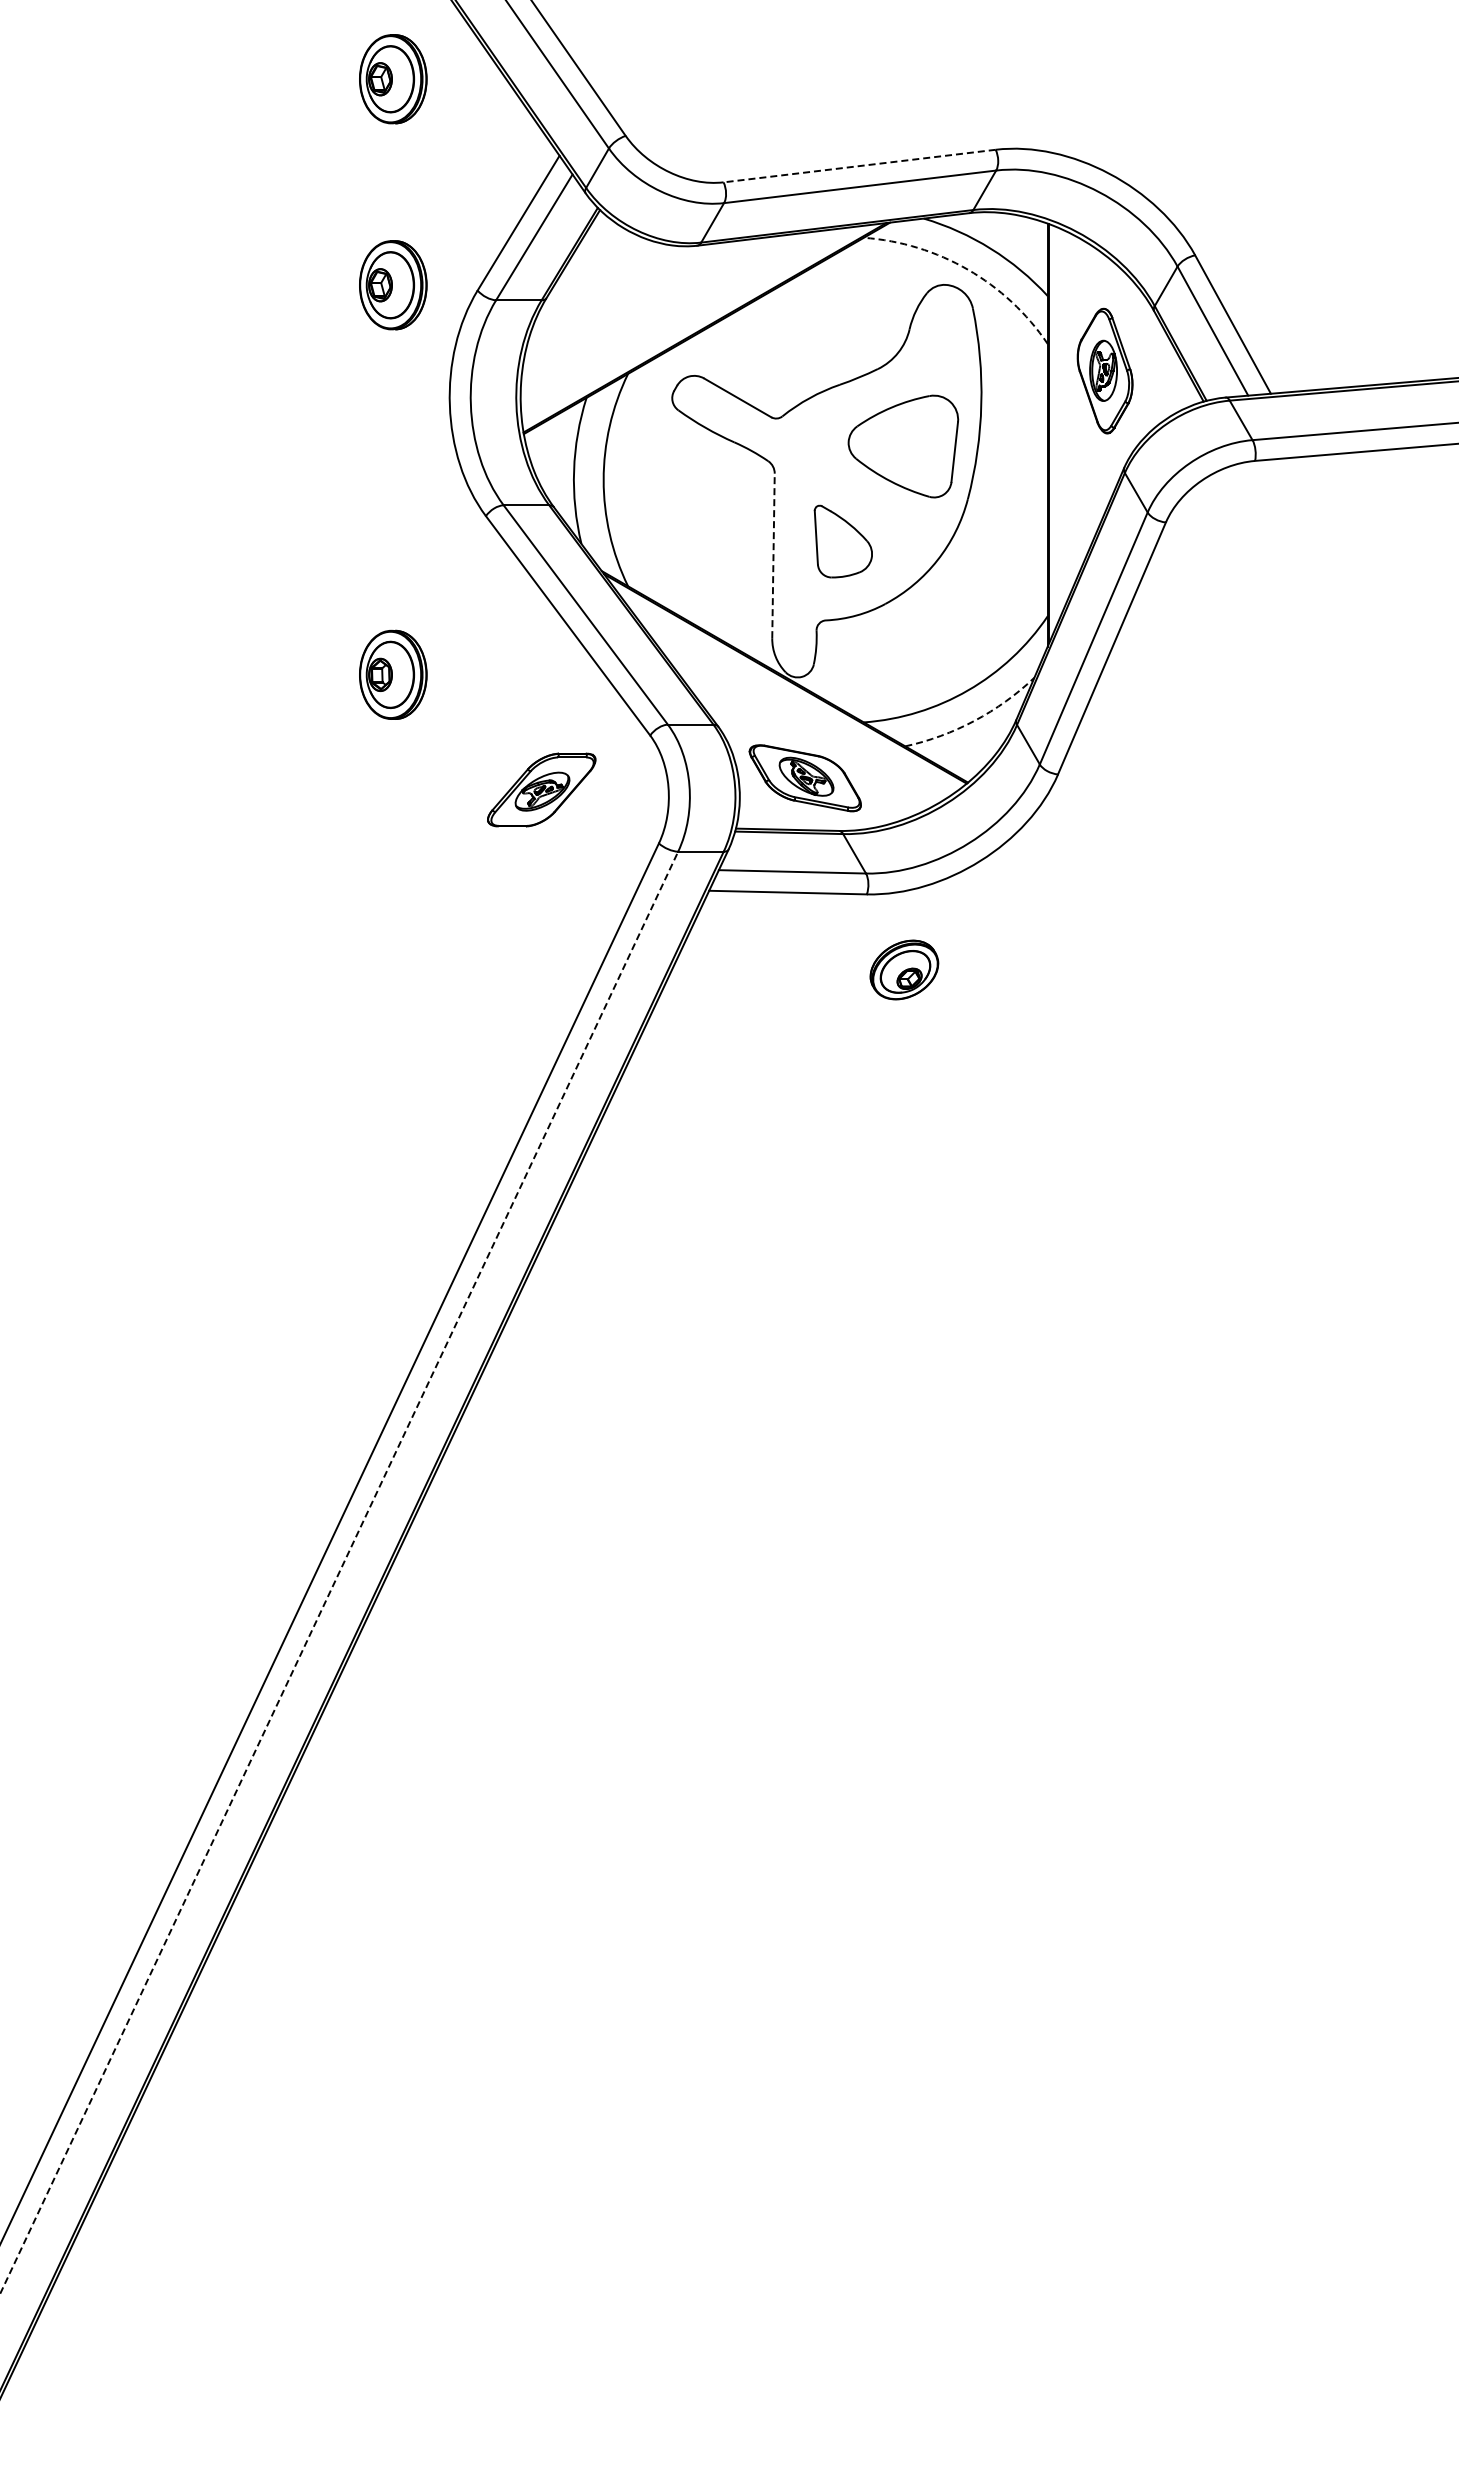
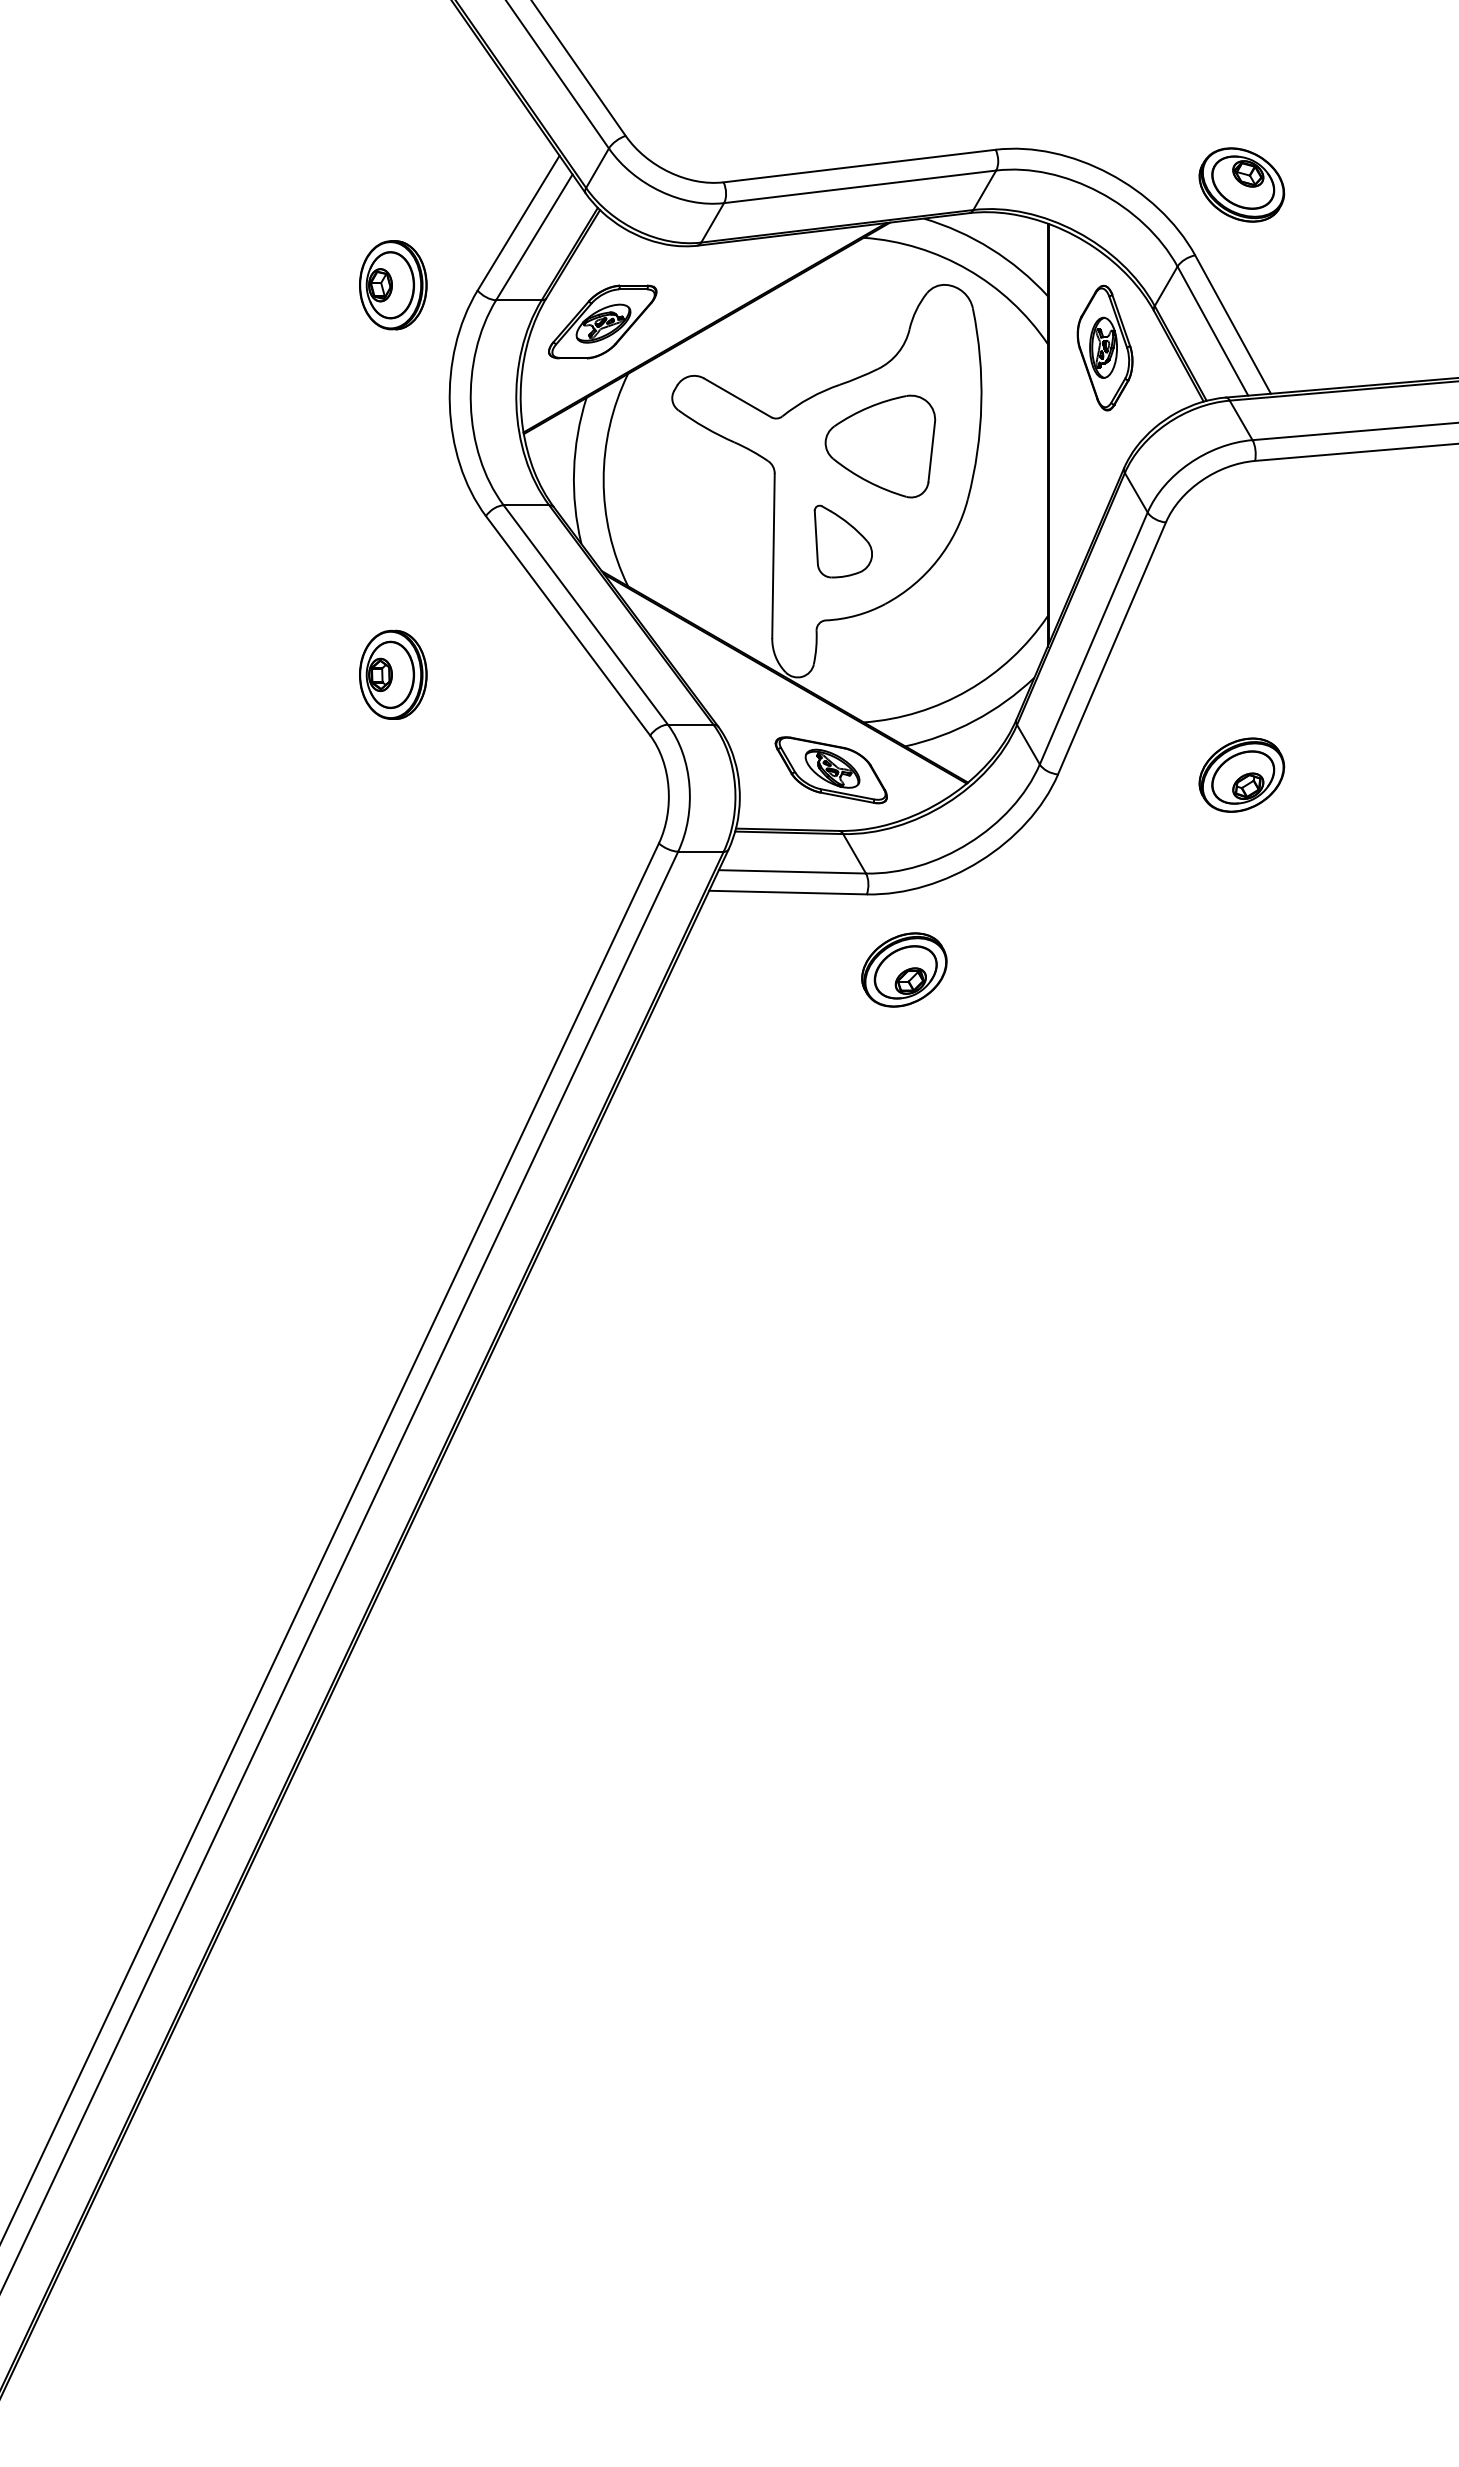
part: present -> none (393, 79)
line: dashed -> solid (859, 166)
part: none -> present (1241, 184)
arc: dashed -> solid (968, 269)
part position: (1104, 370) -> (1104, 347) (1104, 347)
part position: (903, 446) -> (880, 446) (880, 446)
line: dashed -> solid (773, 555)
arc: dashed -> solid (974, 720)
part: none -> present (1241, 774)
part position: (804, 778) -> (830, 770) (830, 770)
part position: (541, 789) -> (602, 321) (602, 321)
part size: 71x62 px -> 87x76 px (904, 969)
line: dashed -> solid (339, 1572)
